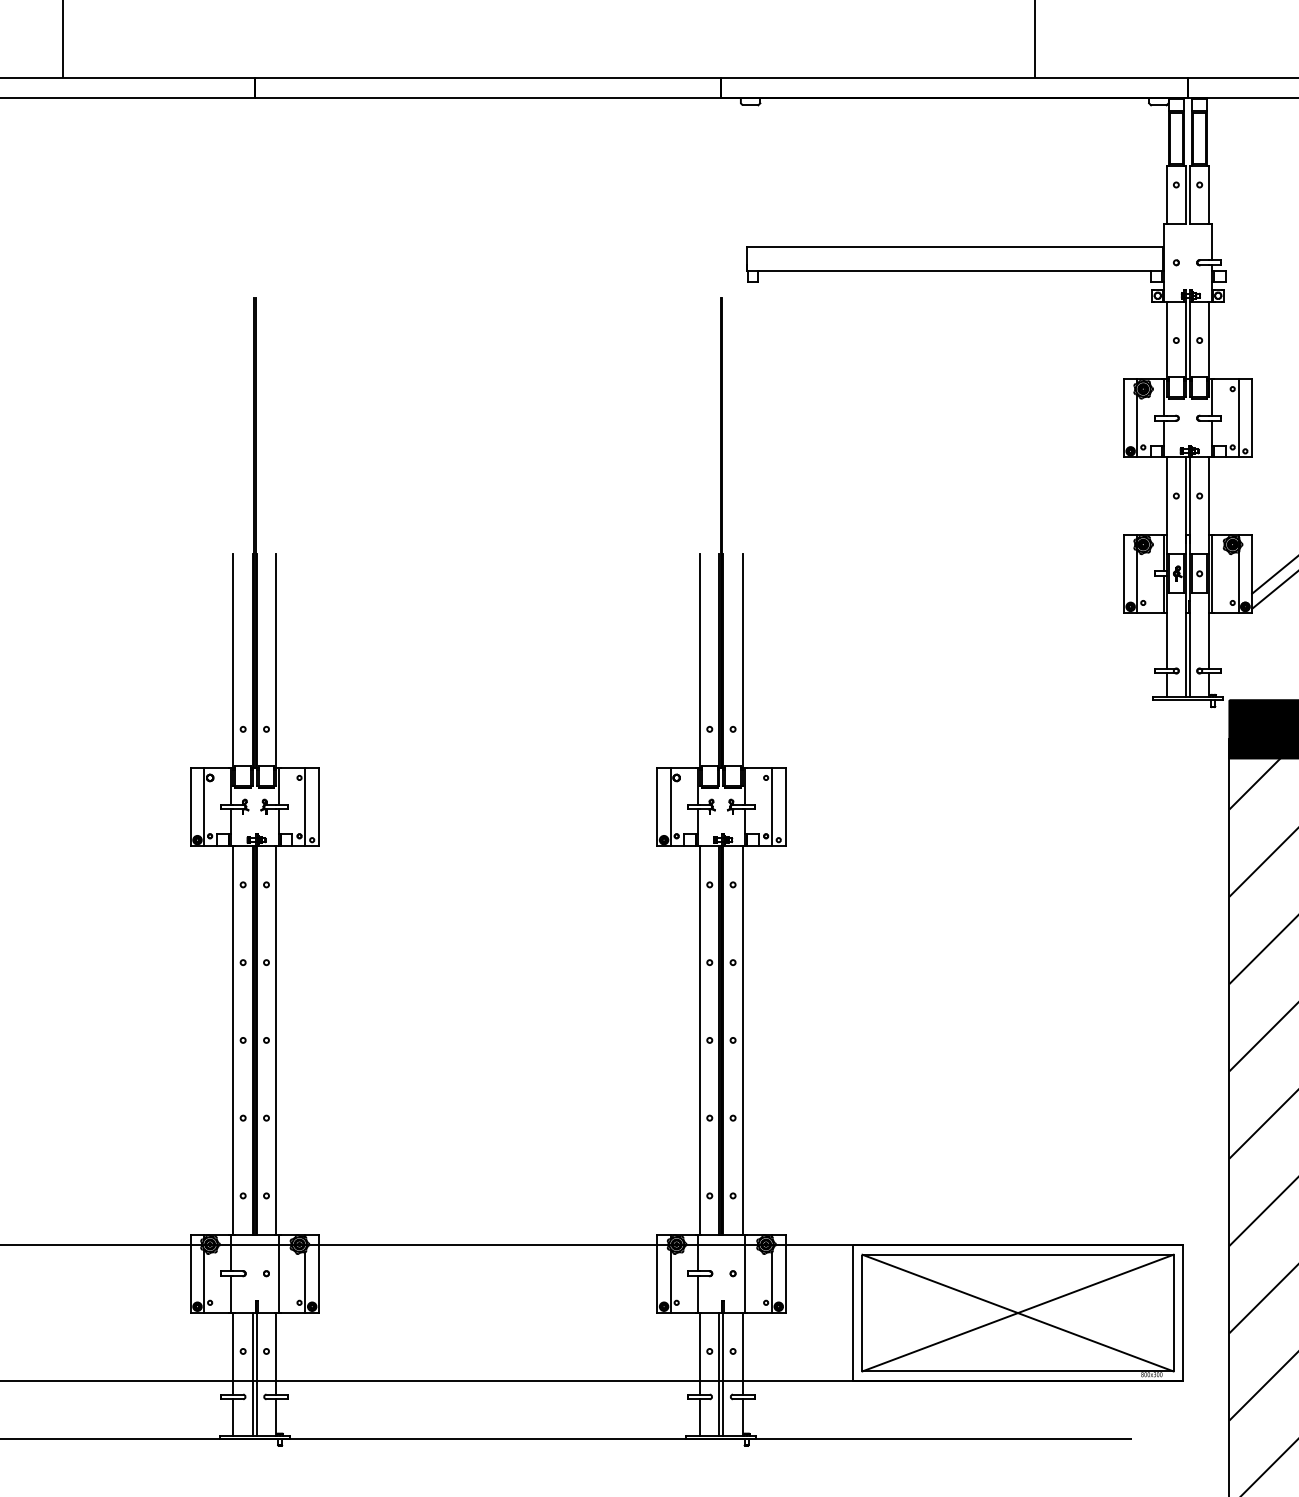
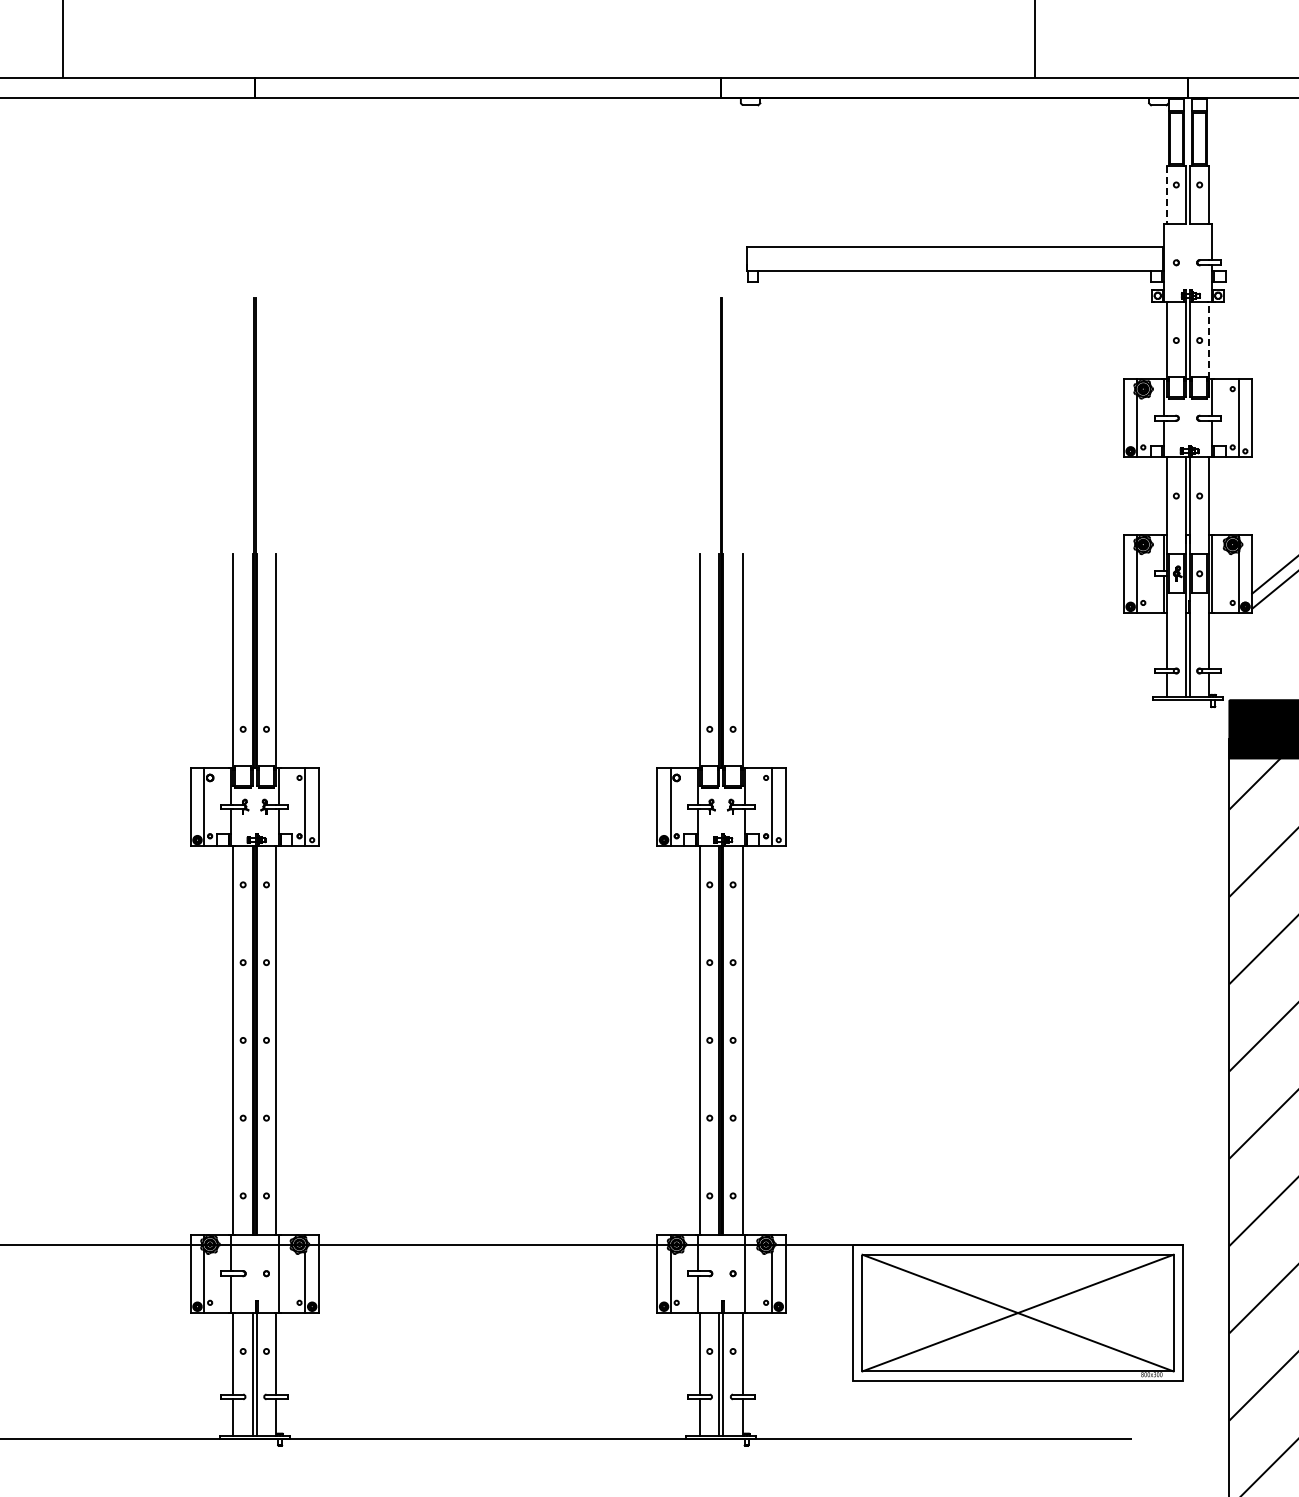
line: solid -> dashed (1166, 195)
line: solid -> dashed (1209, 340)
line: present -> none (592, 1381)
